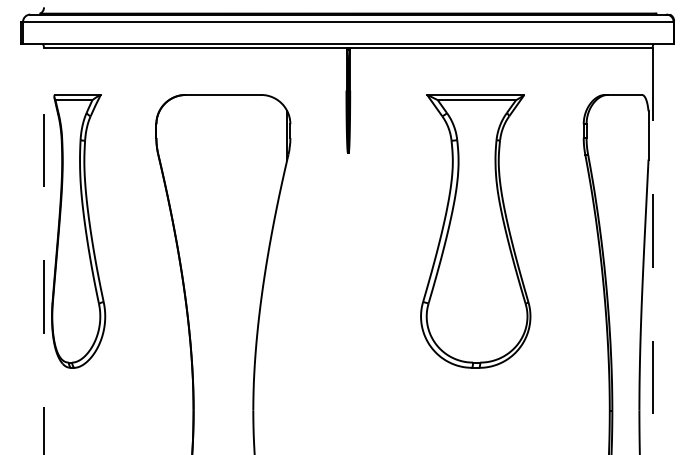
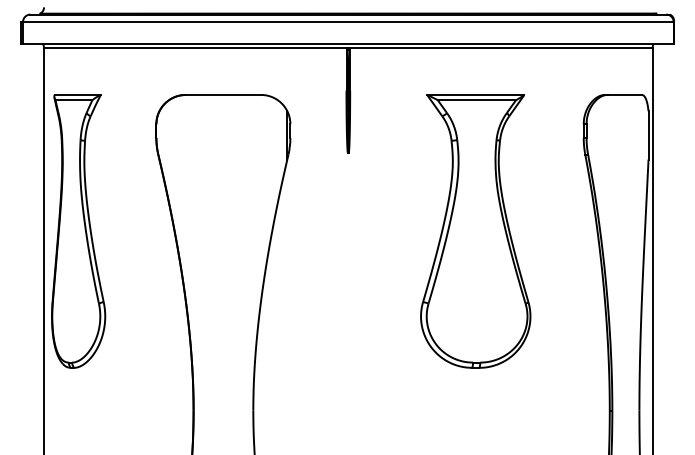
line: dashed -> solid (43, 250)
line: dashed -> solid (652, 251)
